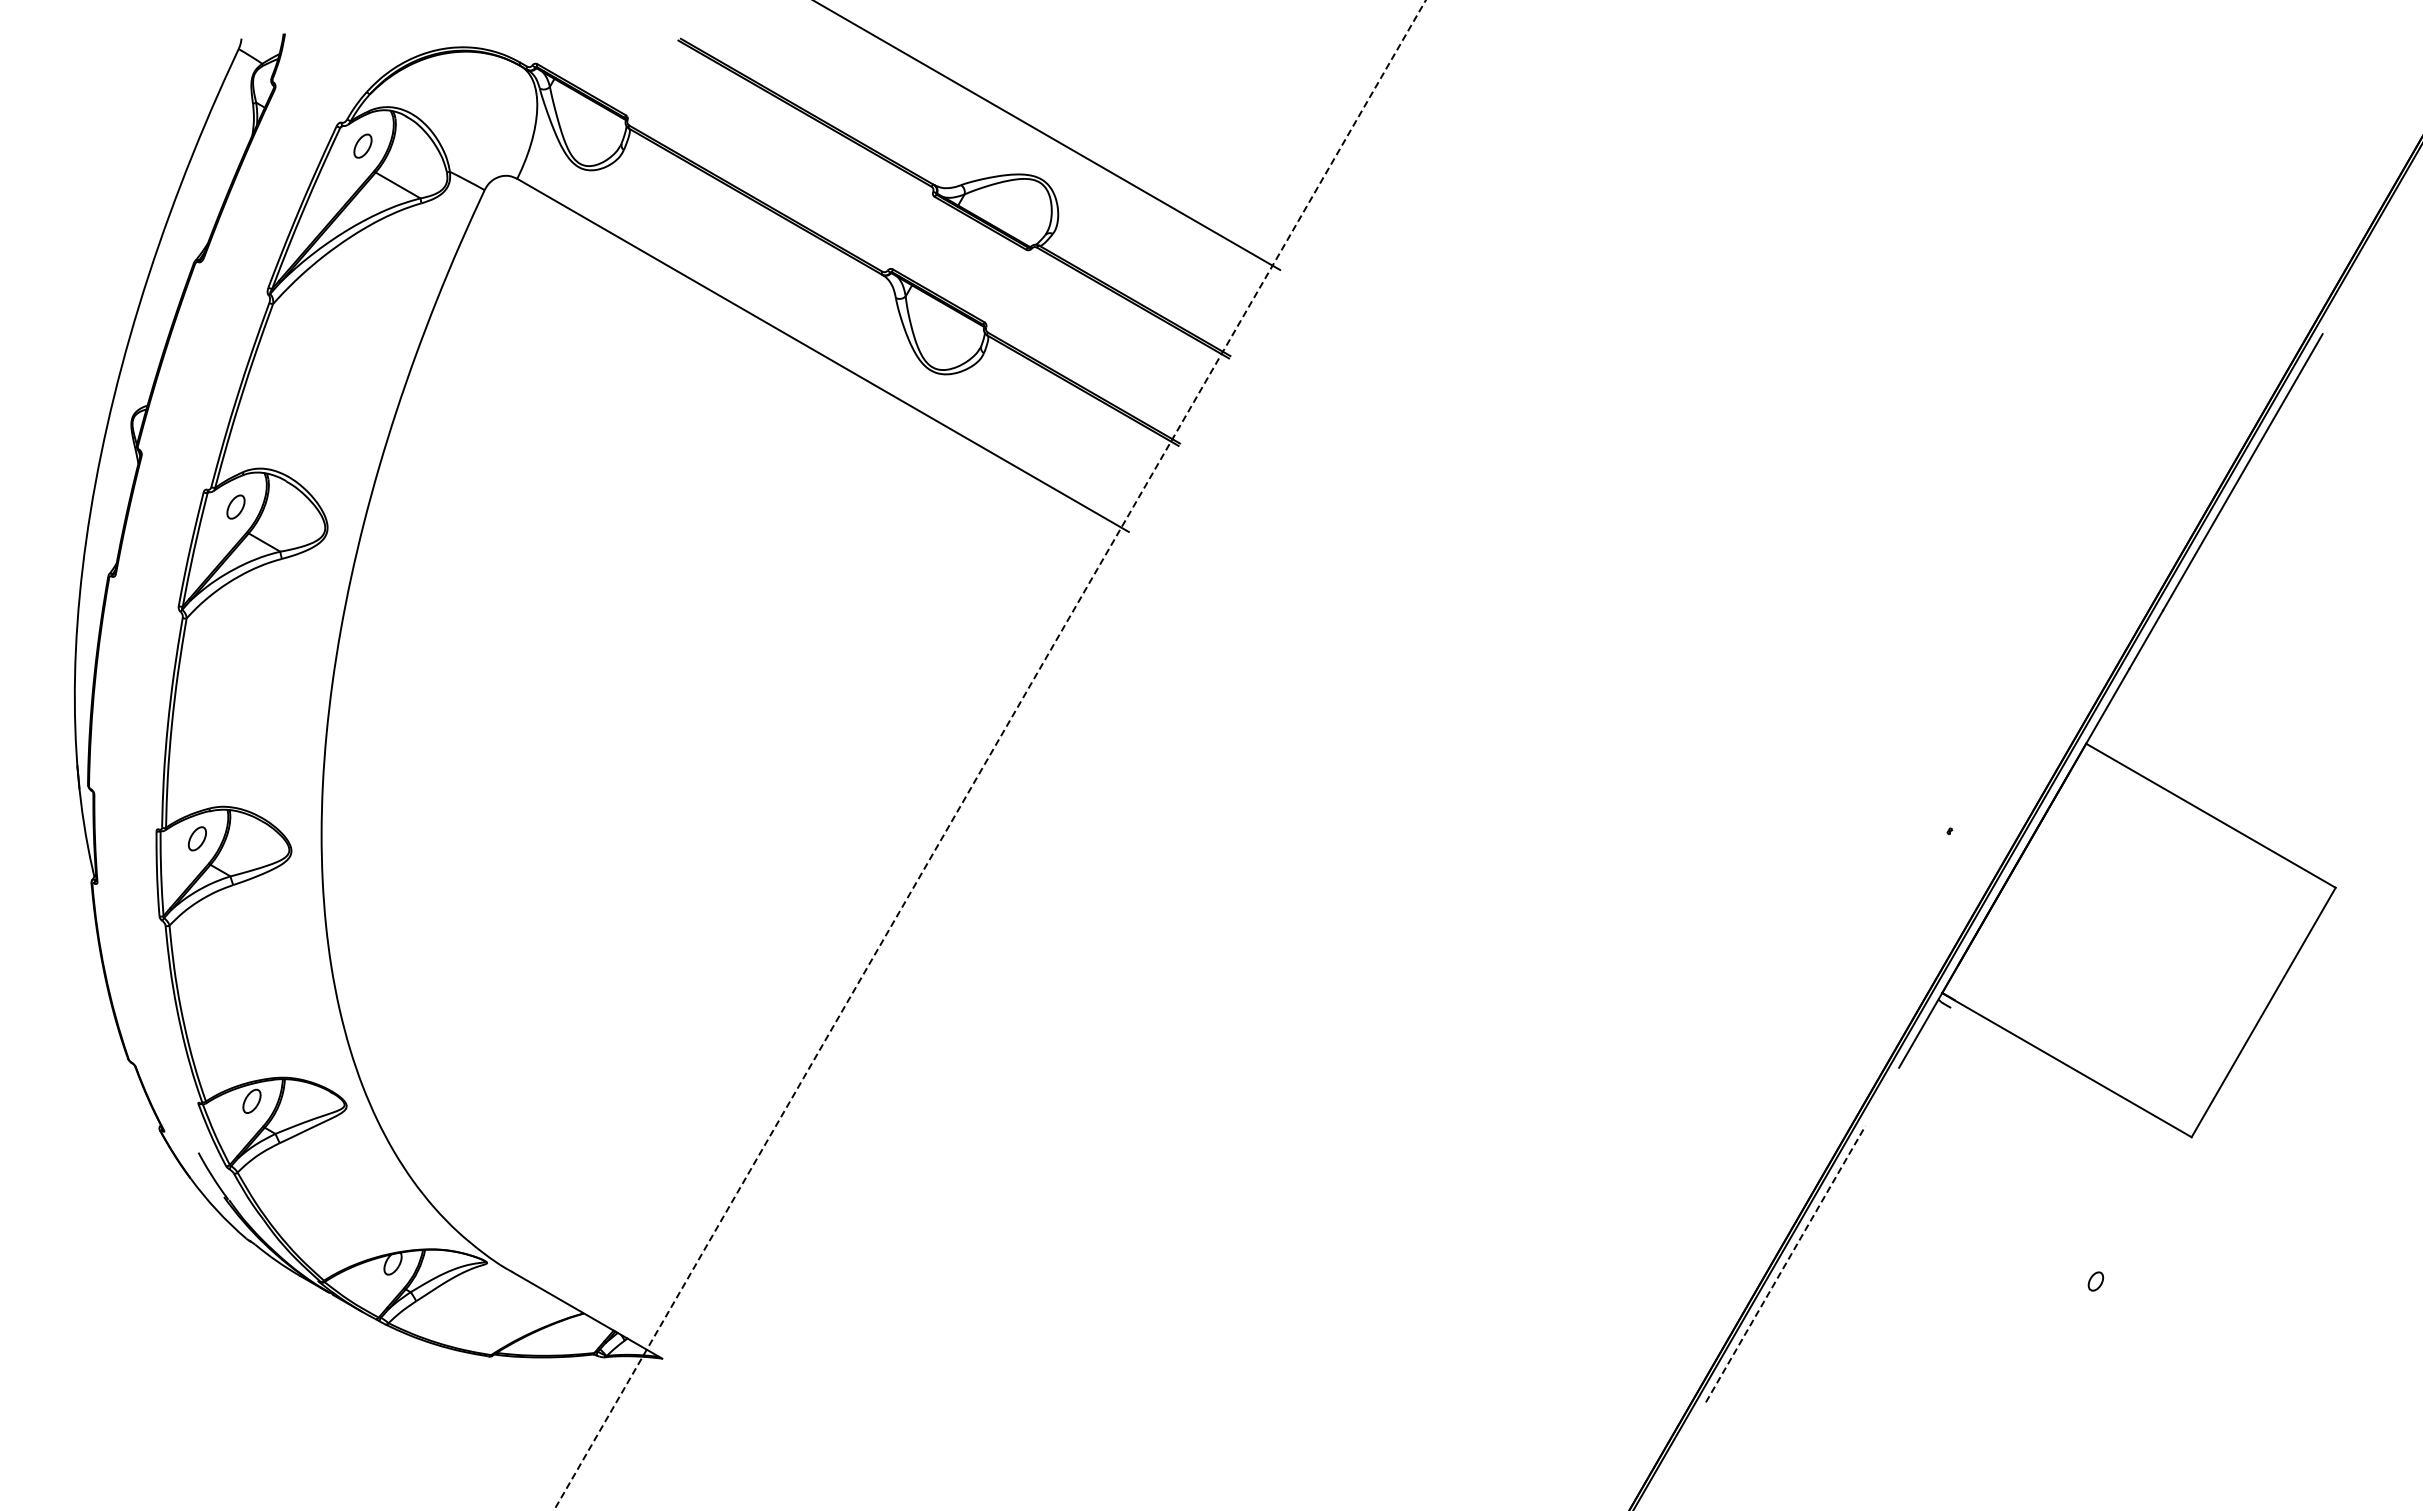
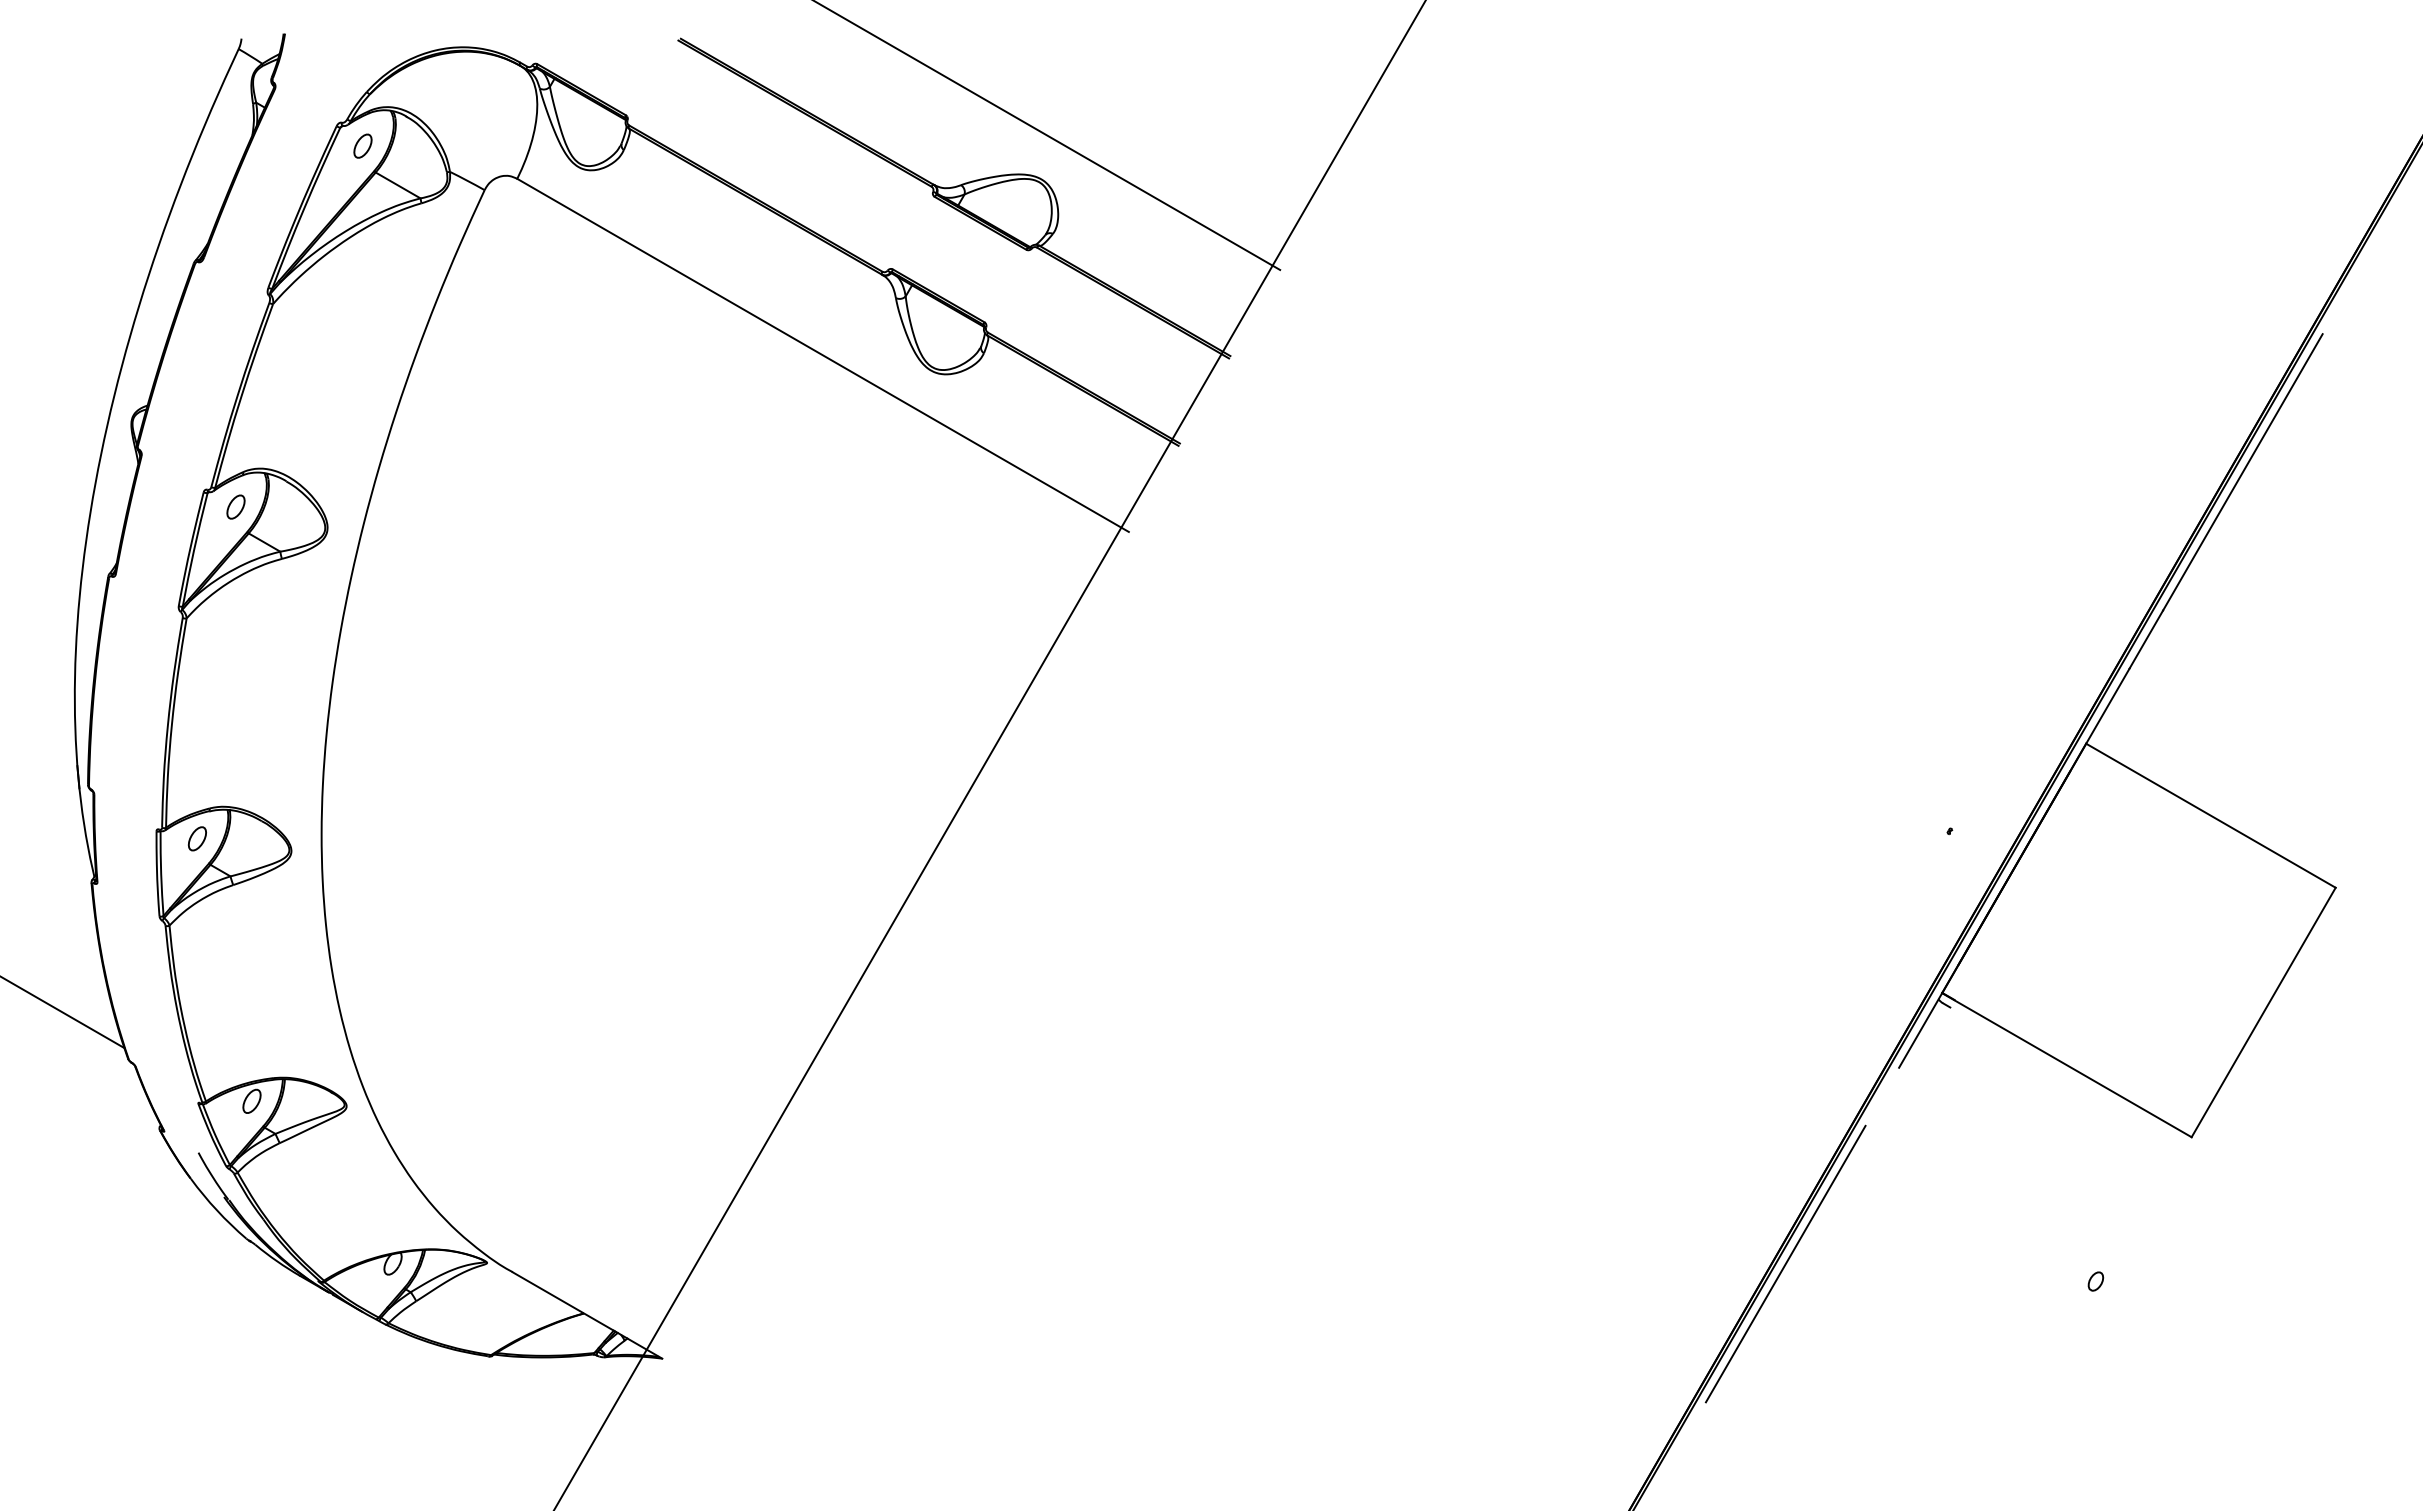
line: dashed -> solid (989, 755)
line: none -> present (63, 1012)
line: dashed -> solid (1785, 1264)
